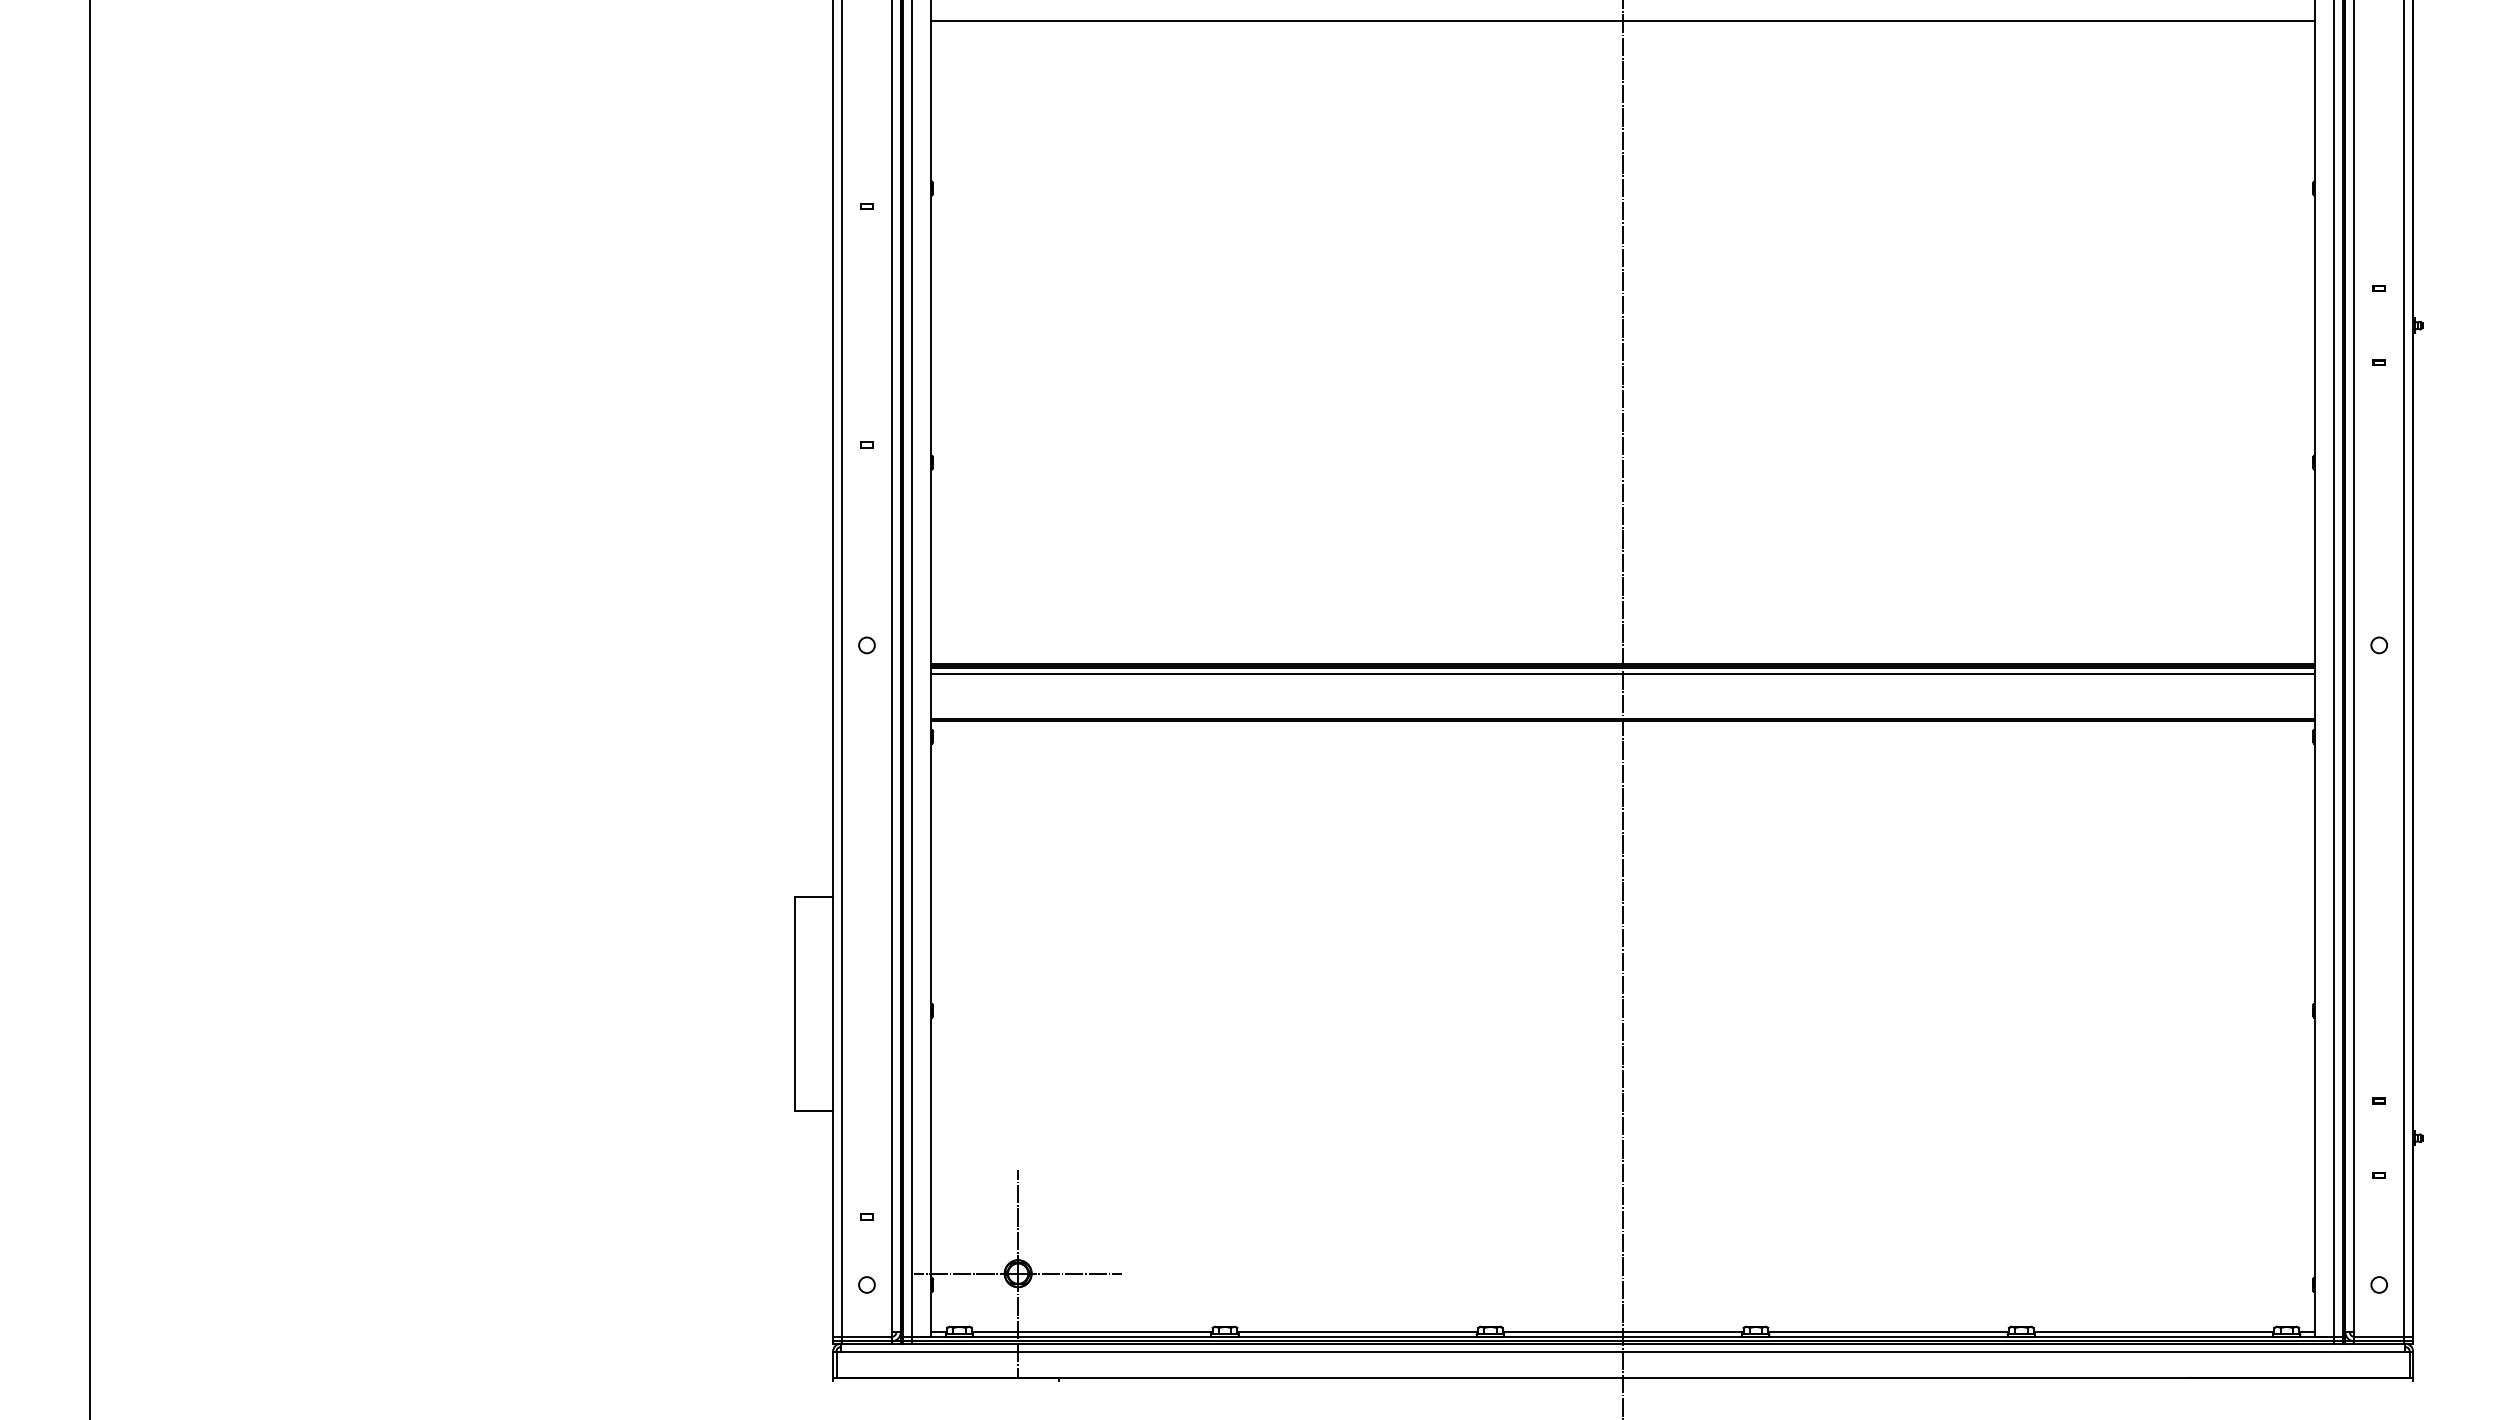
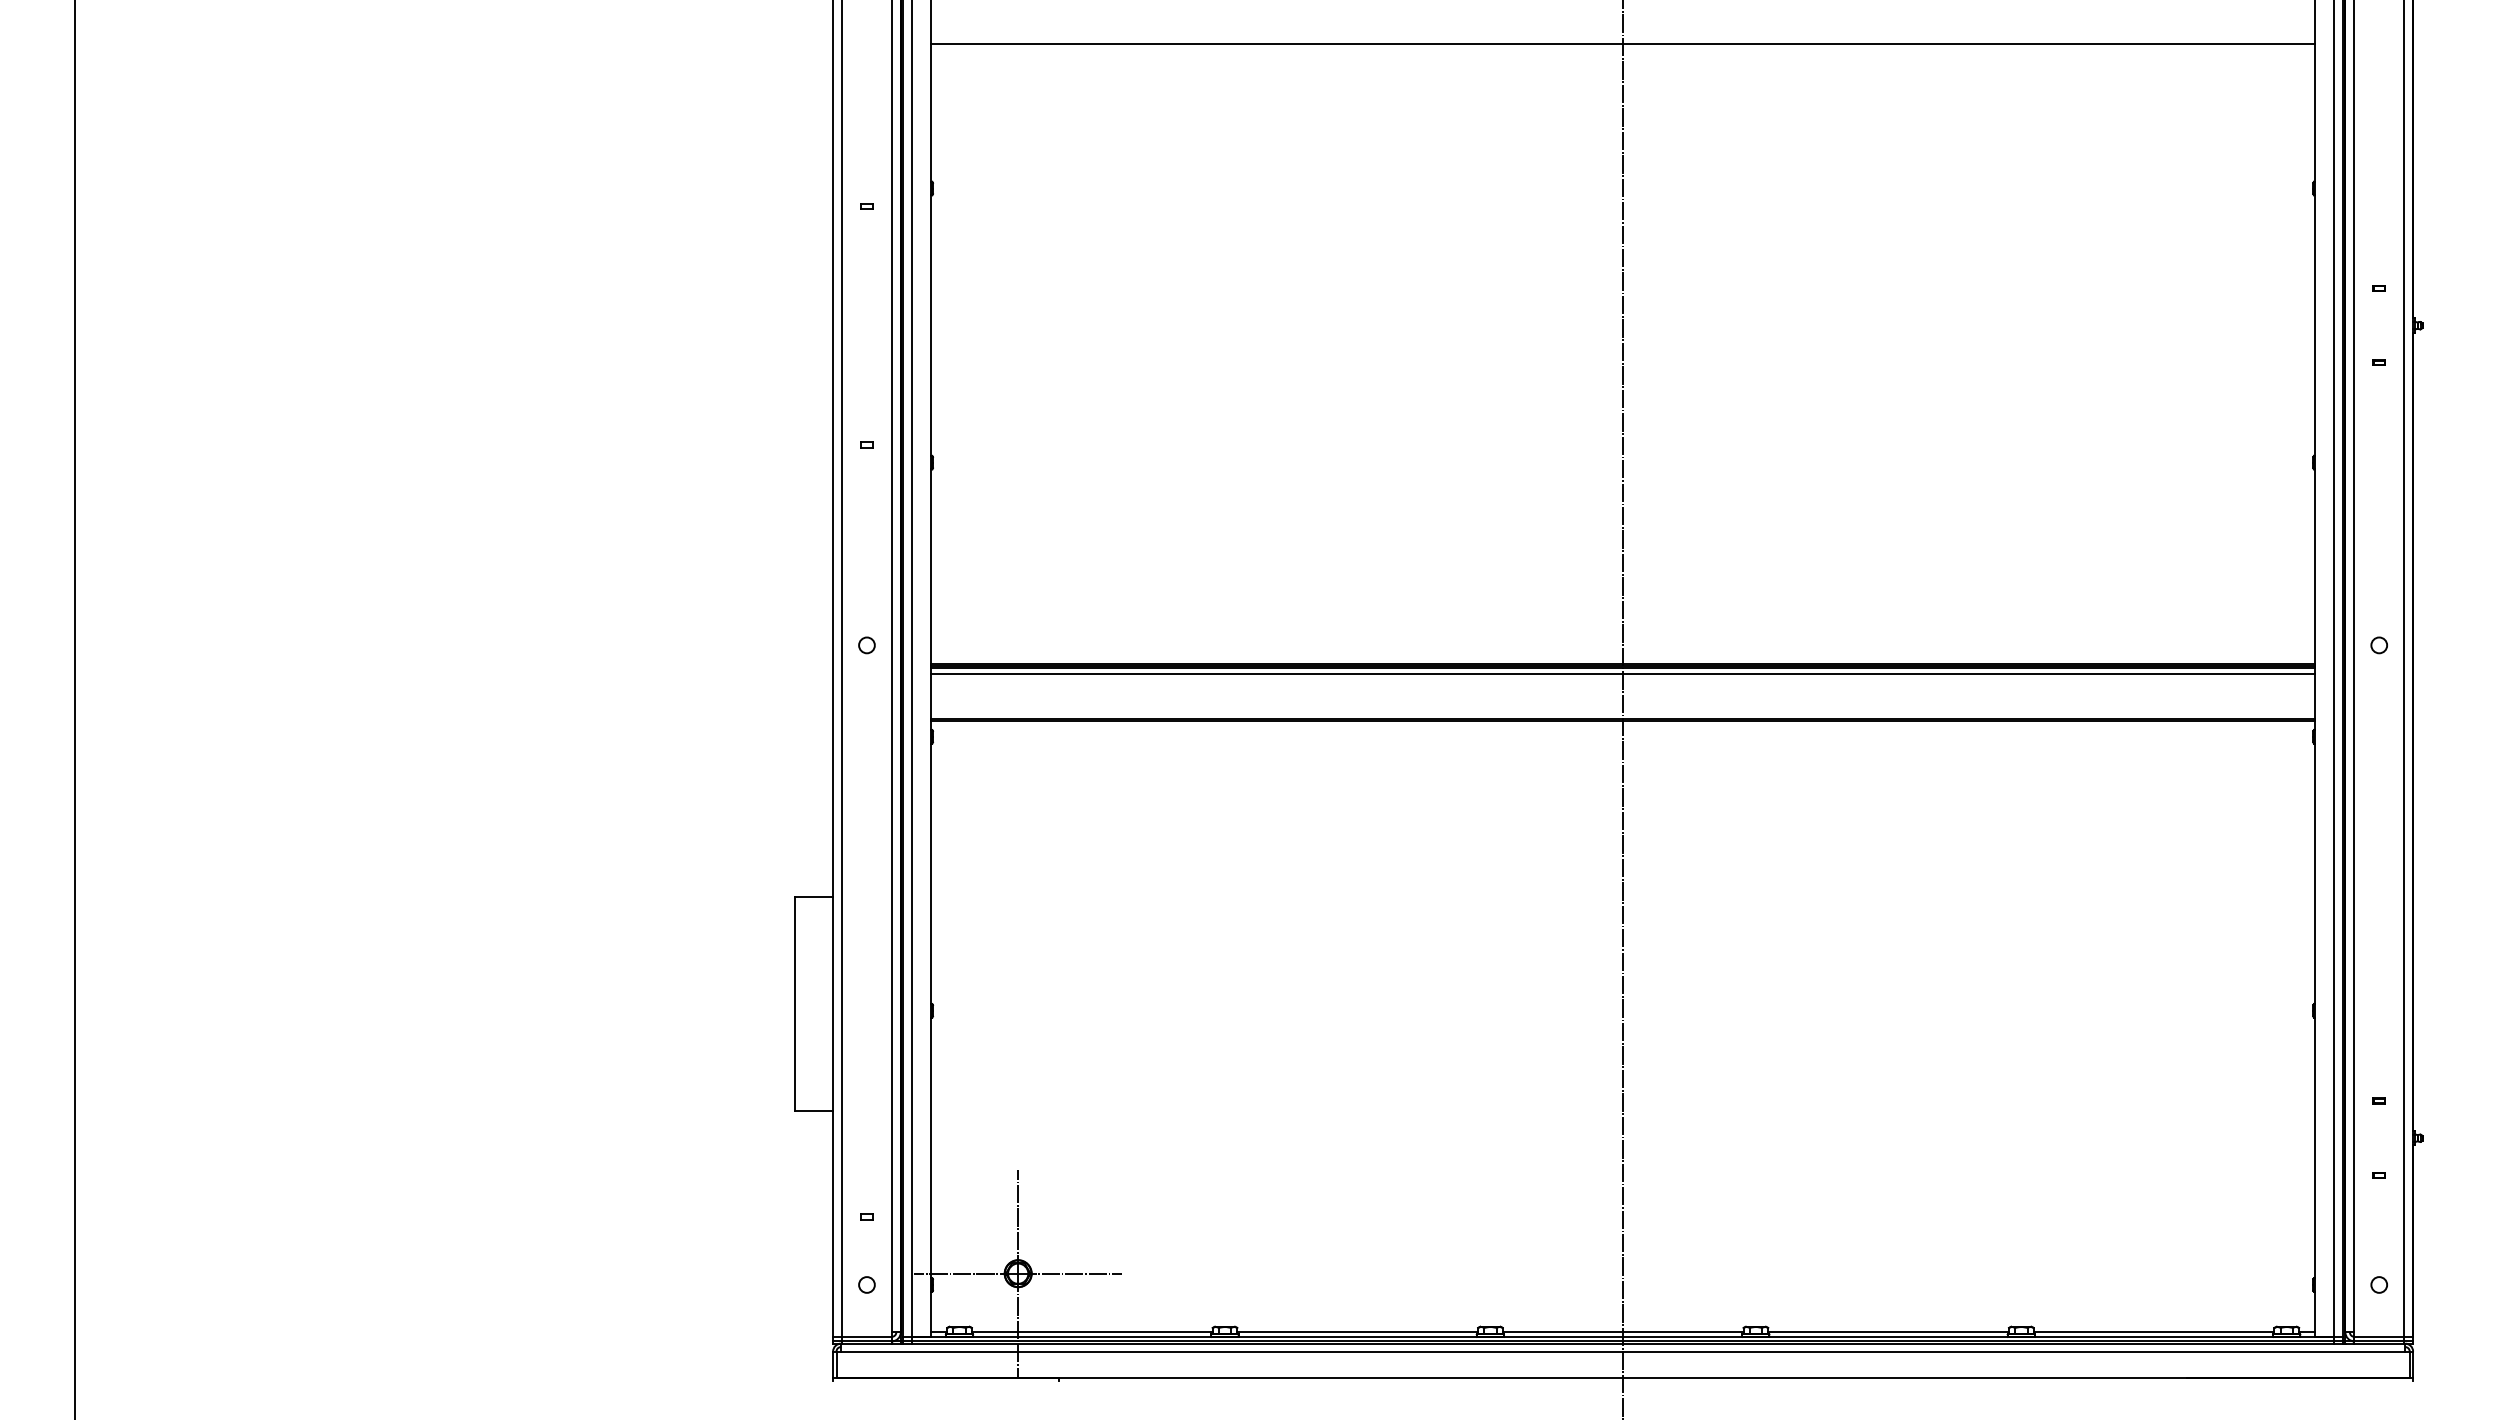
line position: (1622, 20) -> (1622, 43) (1622, 43)
line position: (89, 709) -> (74, 709) (74, 709)
